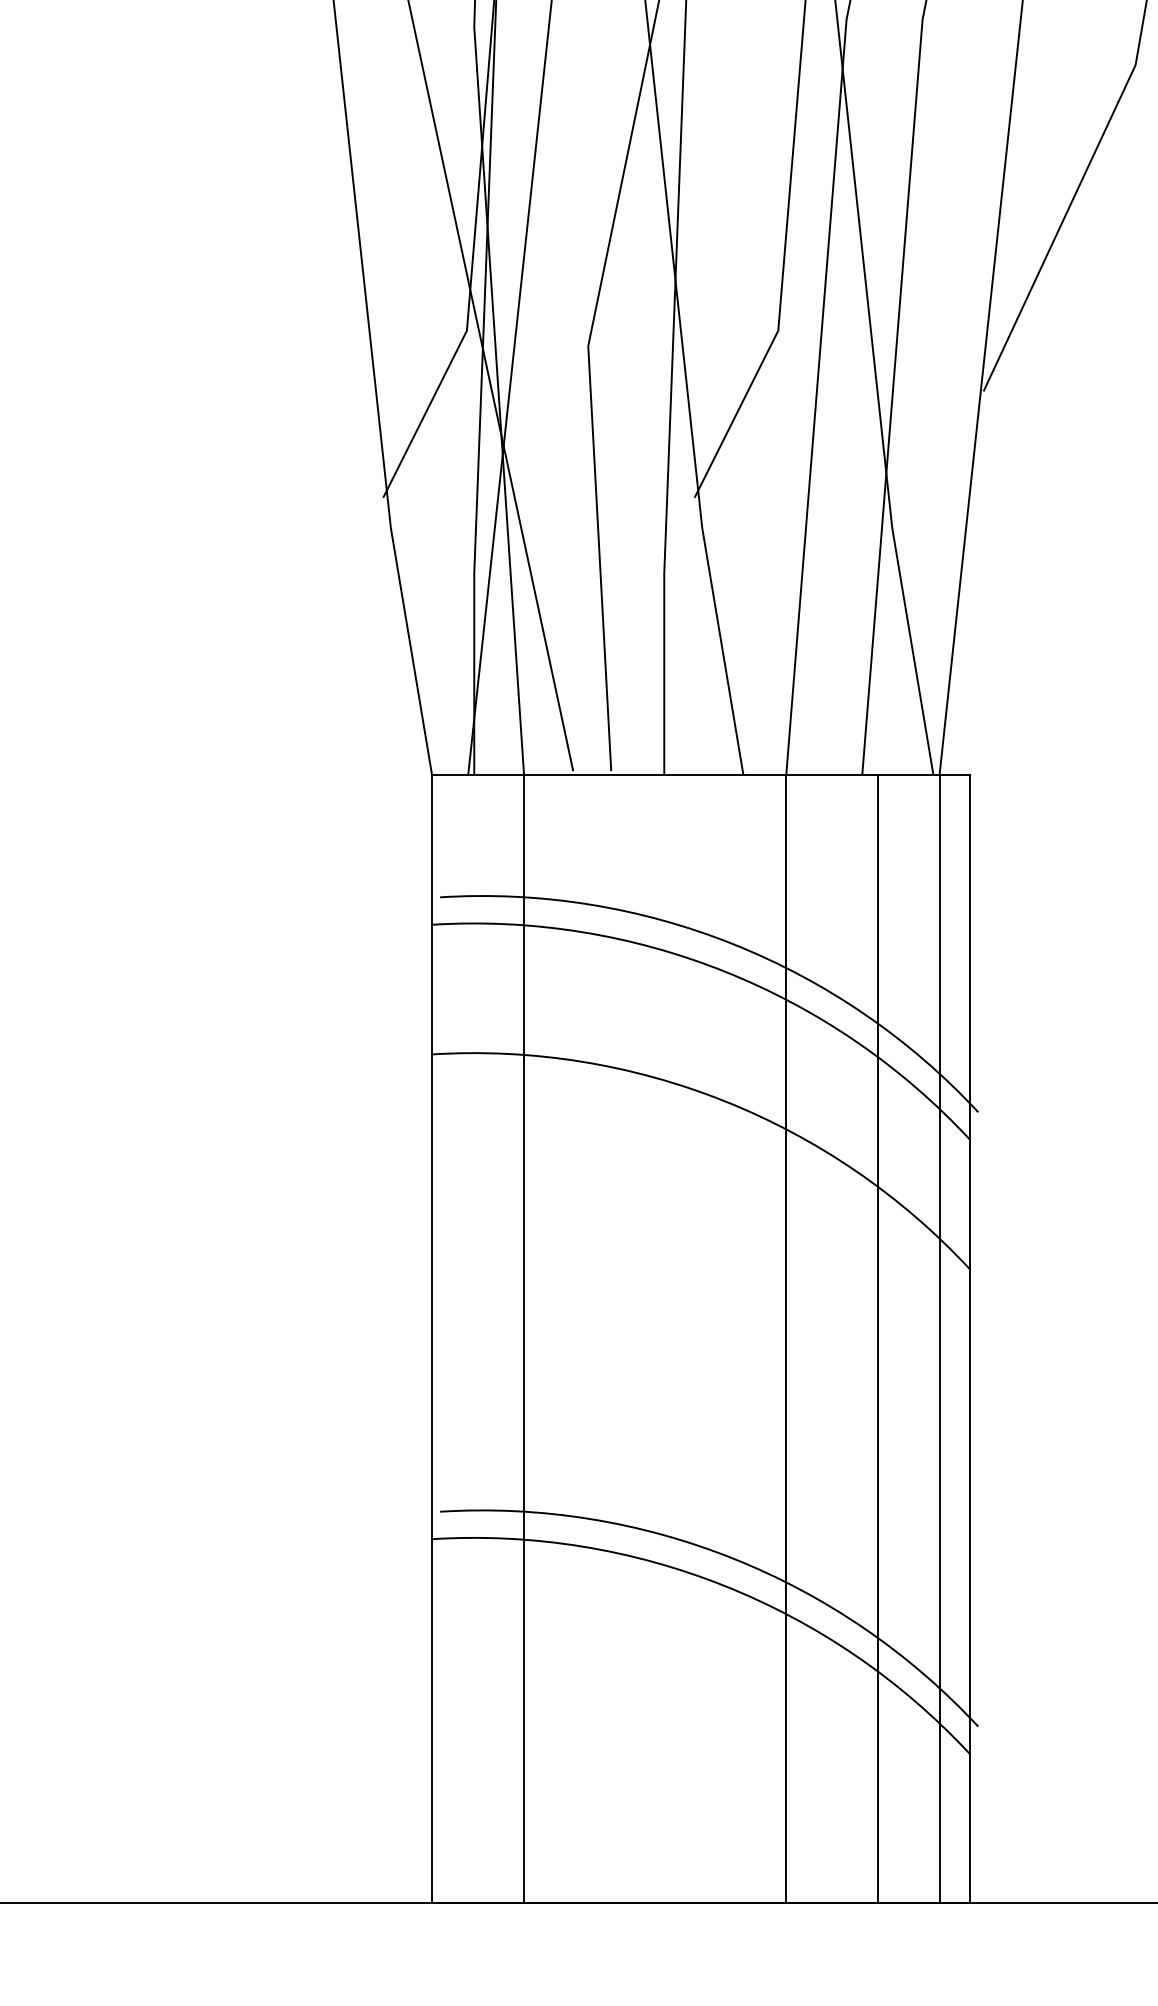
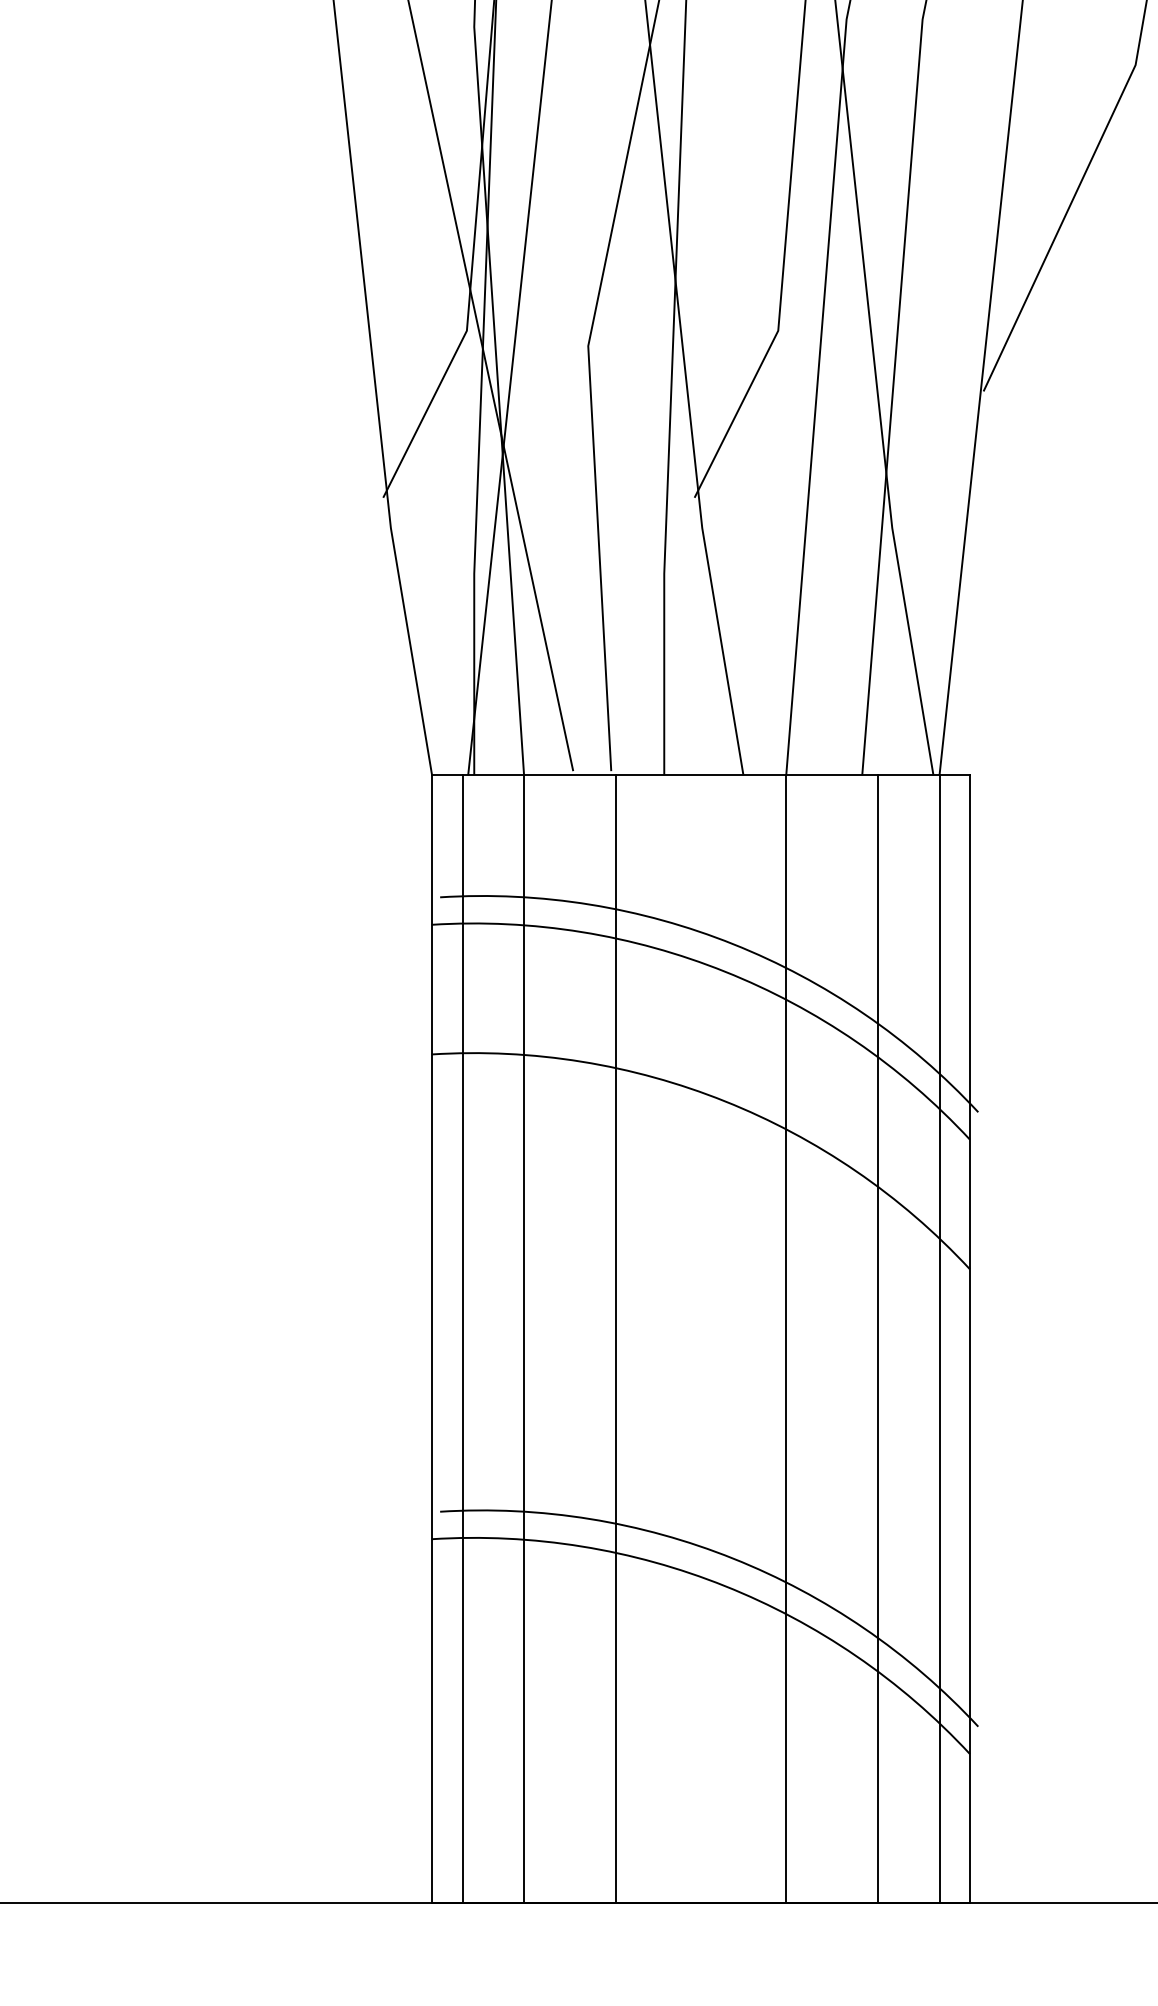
line: none -> present (462, 1338)
line: none -> present (616, 1338)
